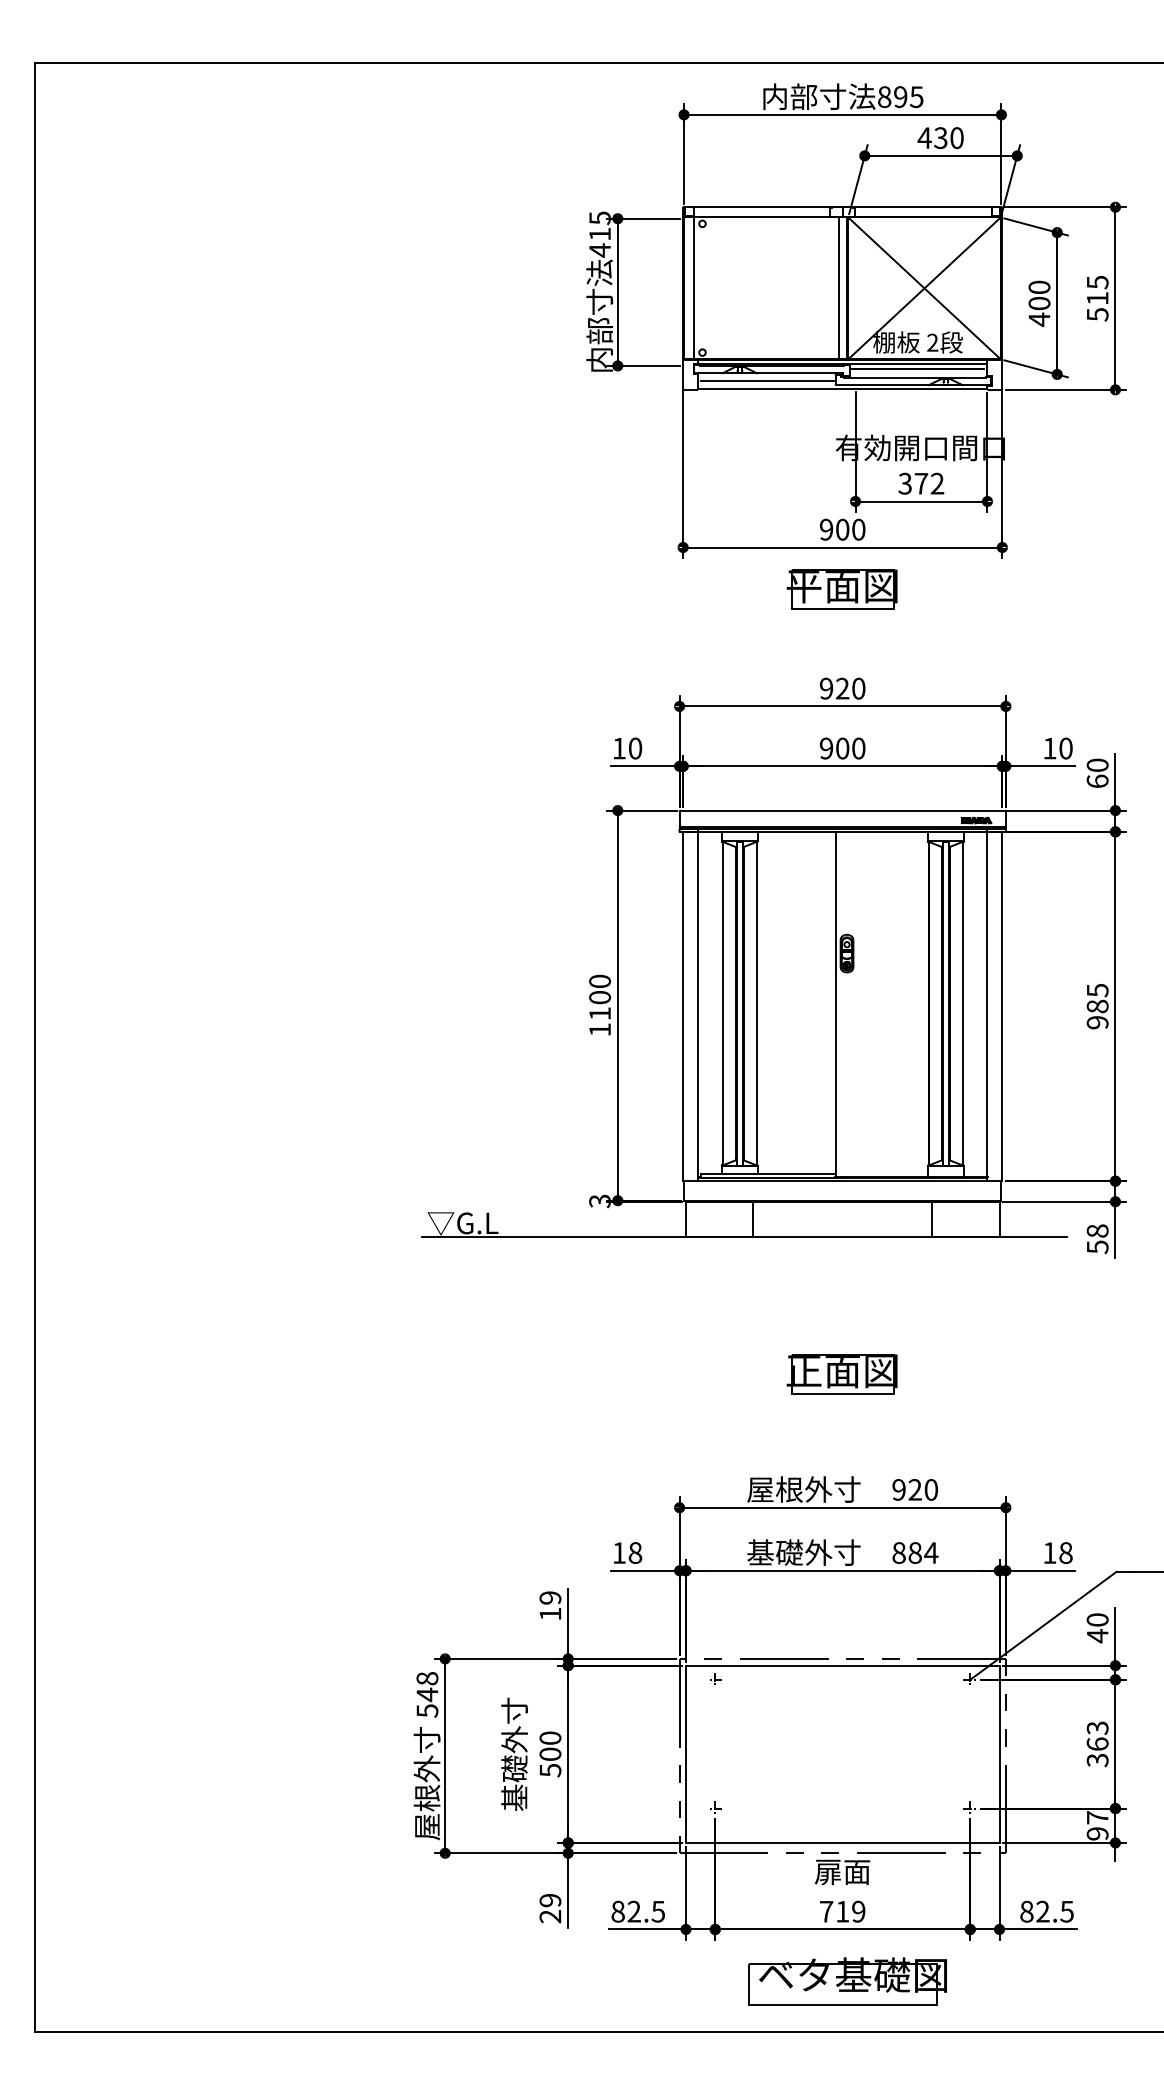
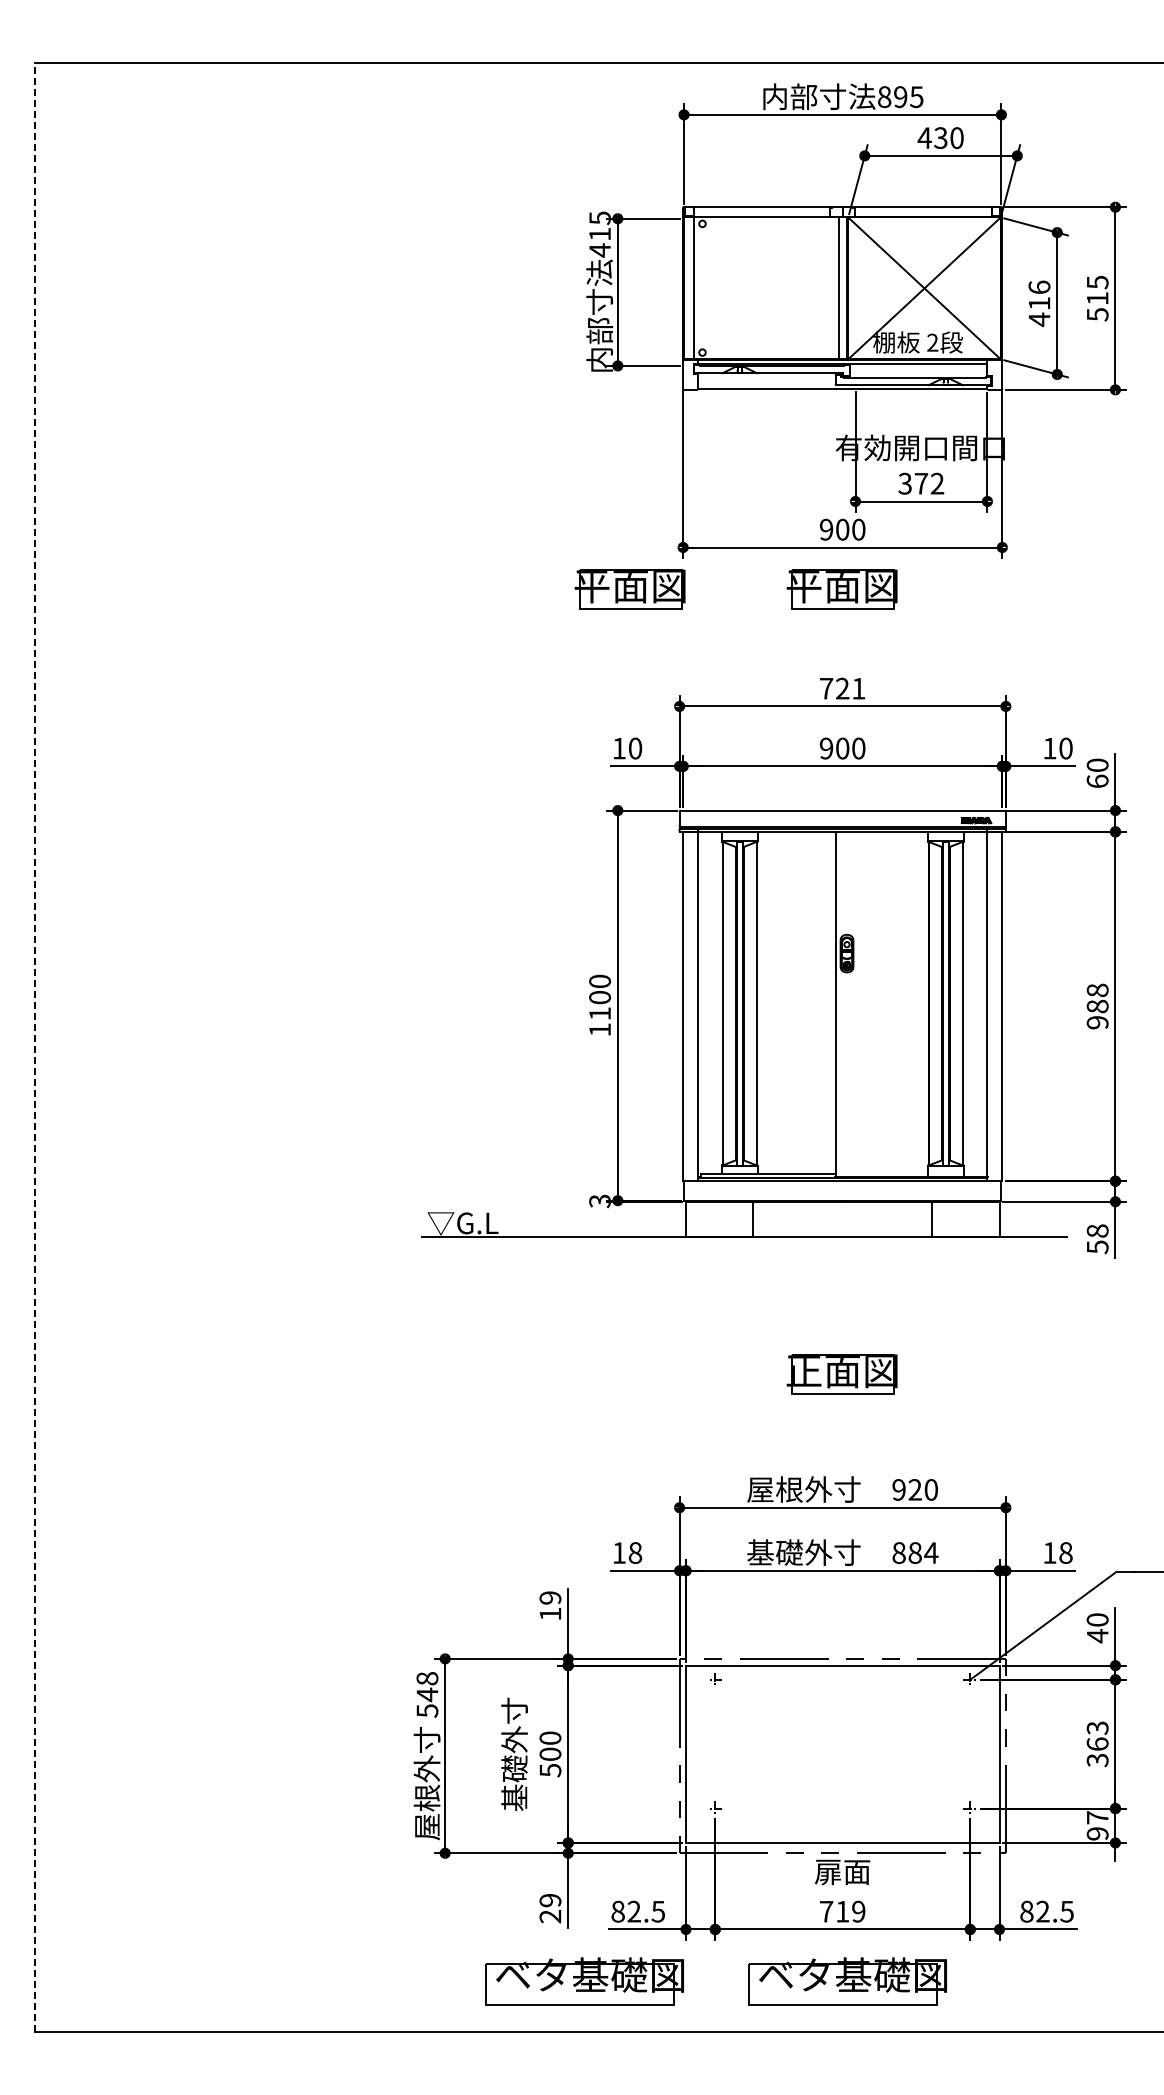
text: 400 -> 416 (1039, 295)
line: present -> none (917, 369)
line: present -> none (768, 381)
part: none -> present (629, 589)
text: 920 -> 721 (842, 688)
text: 985 -> 988 (1097, 990)
line: solid -> dashed (34, 1047)
part: none -> present (584, 1981)
